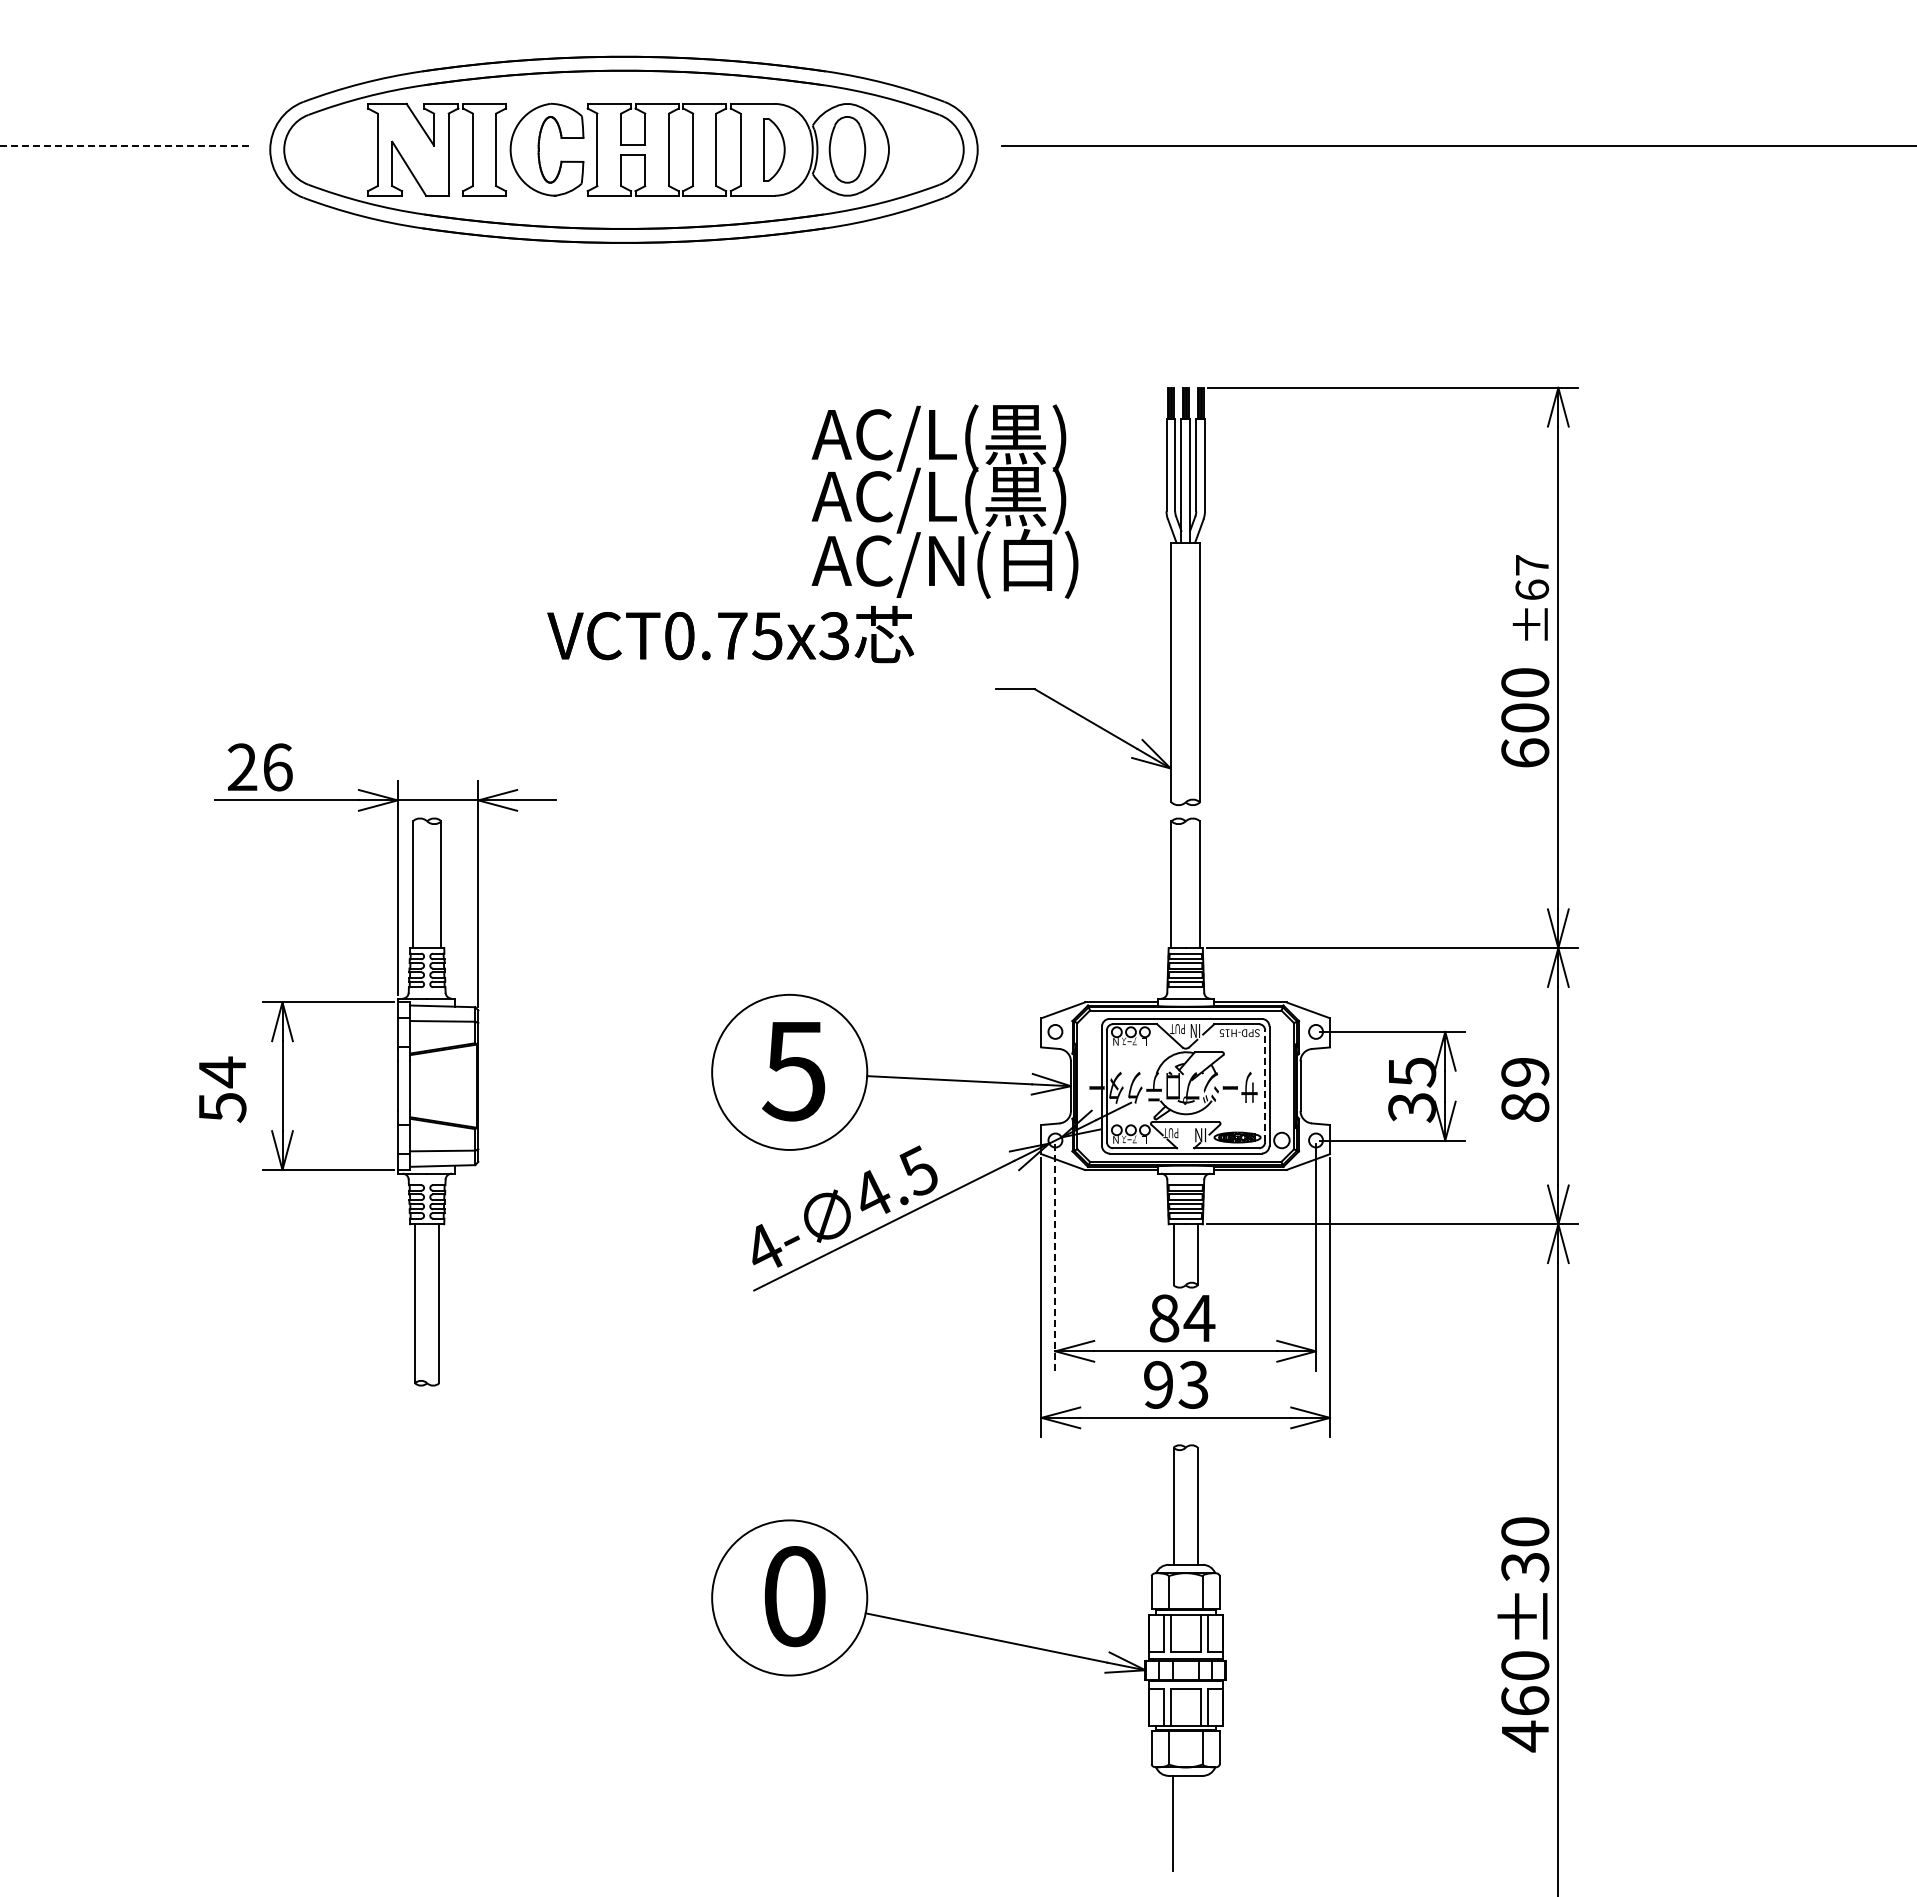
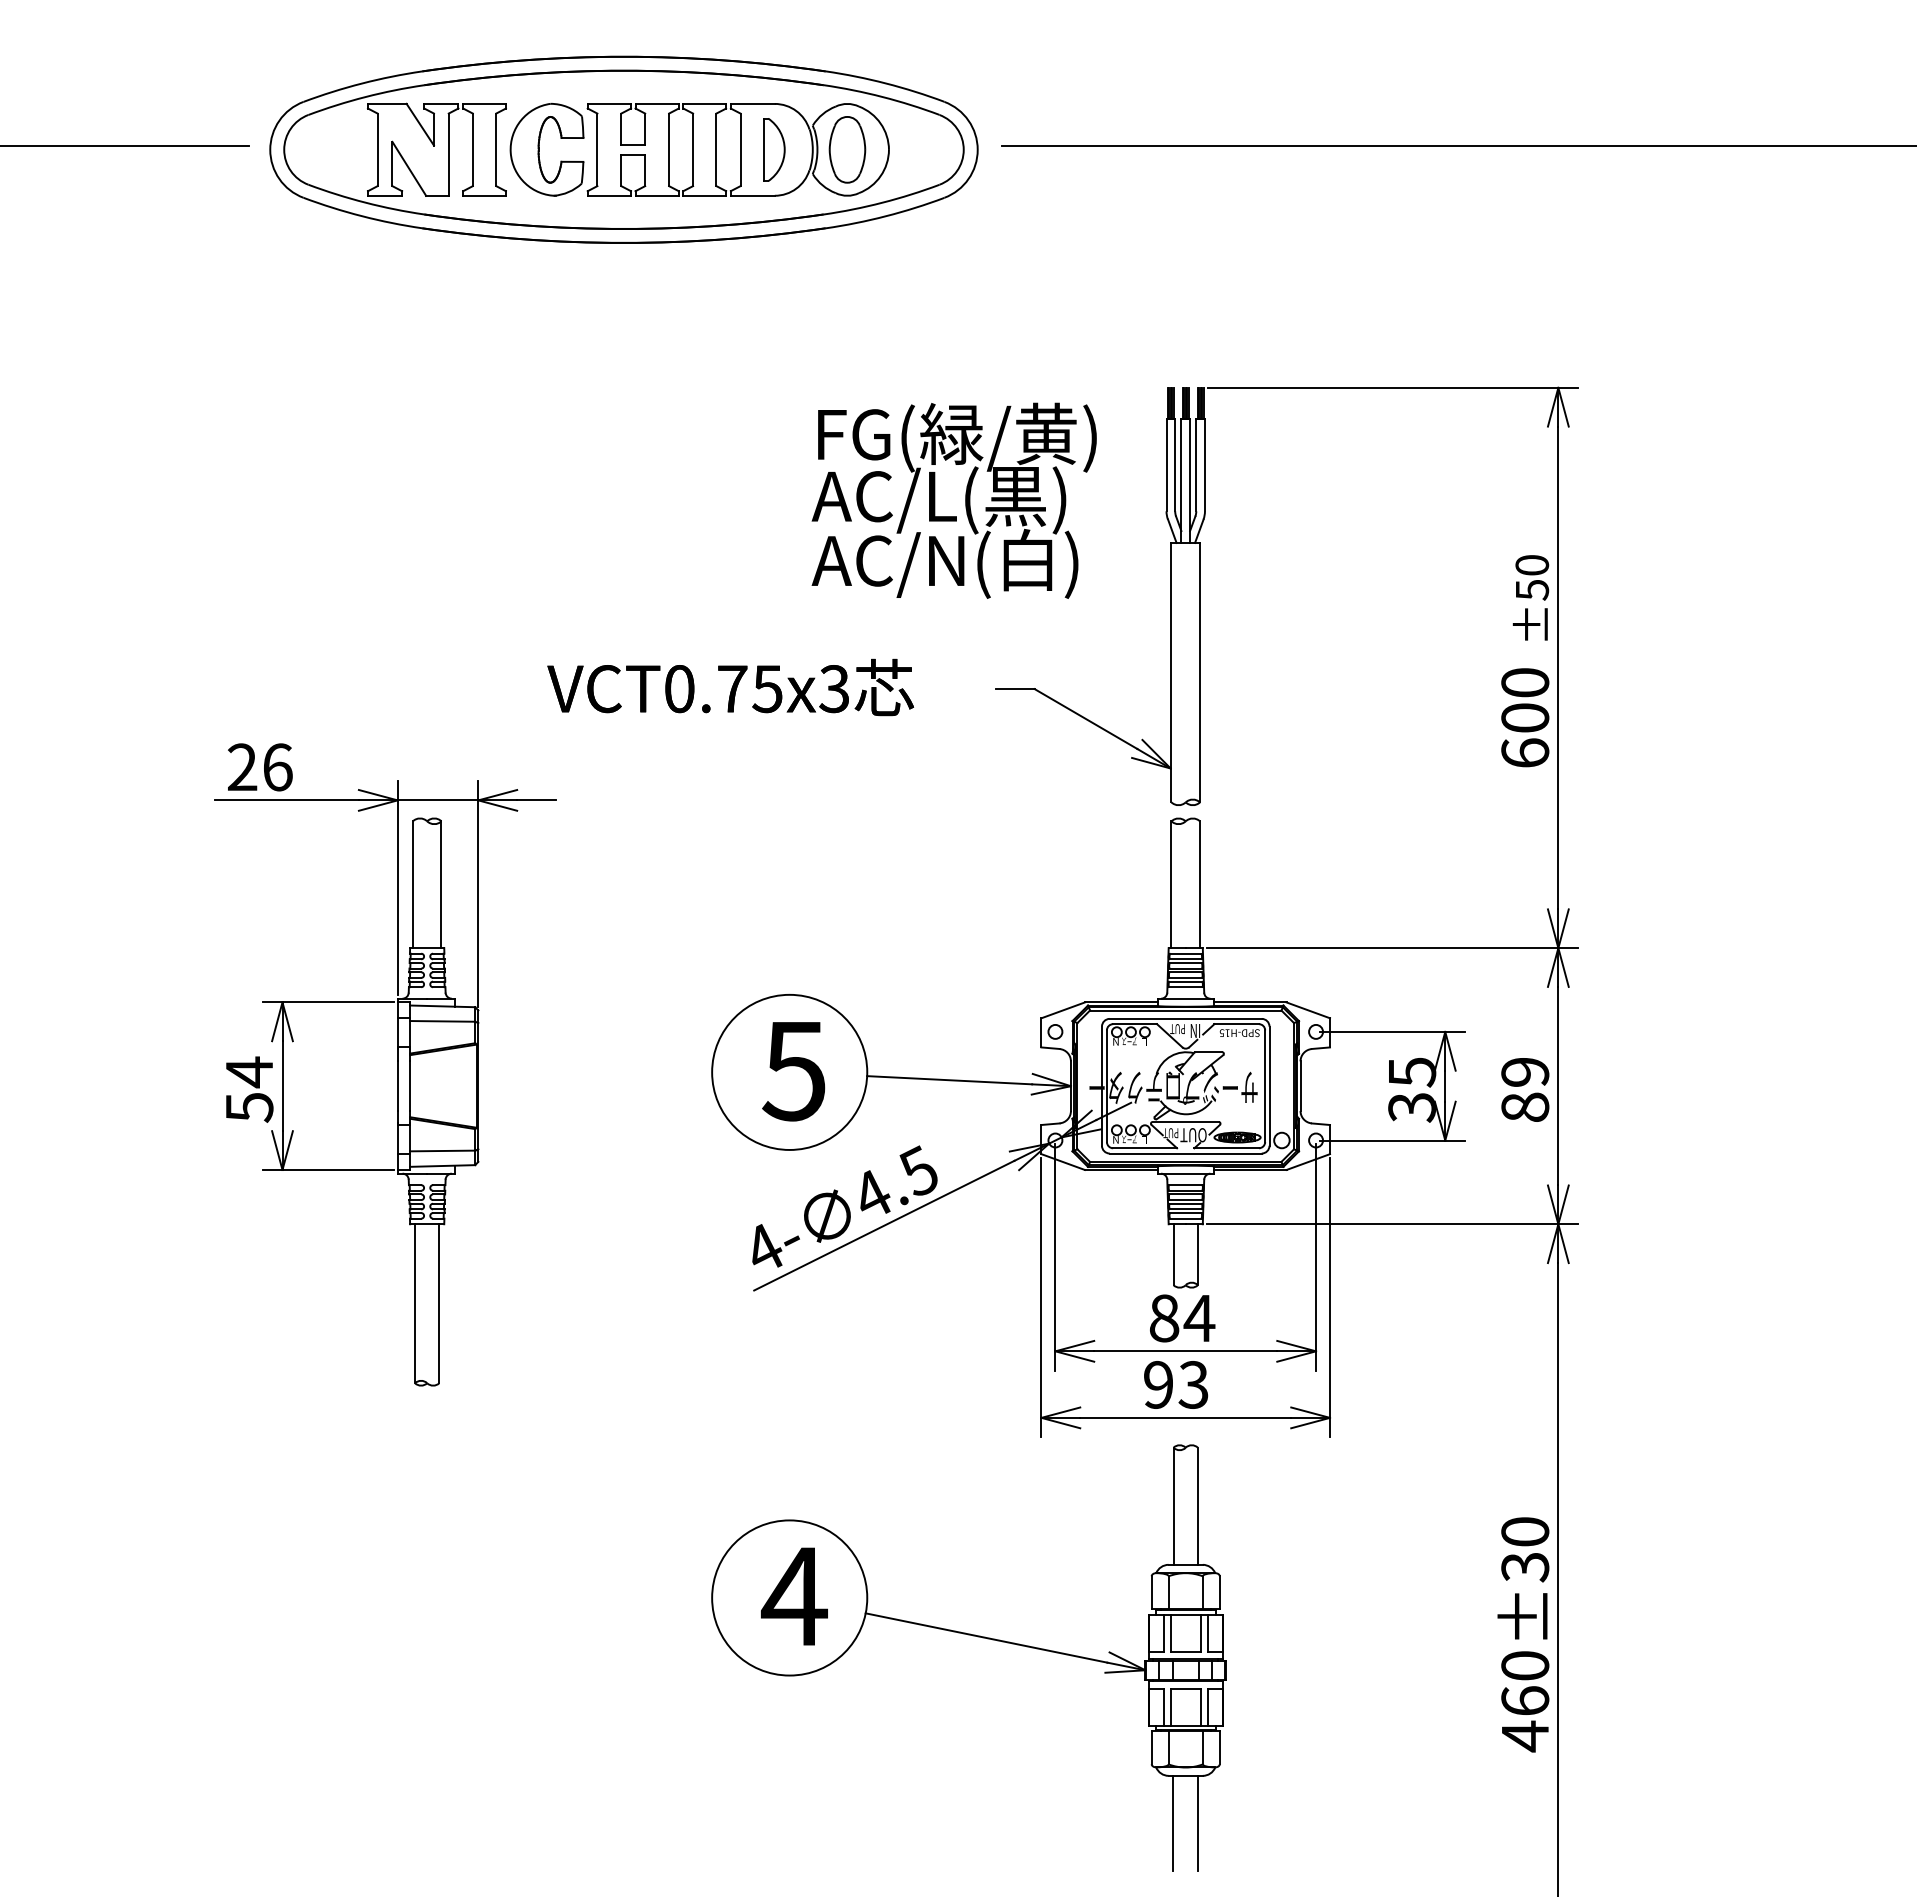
line: dashed -> solid (124, 146)
text: AC/L(黒) -> FG(緑/黄) (953, 437)
text: ±67 -> ±50 (1532, 577)
text position: (730, 634) -> (730, 687) (730, 687)
line: dashed -> solid (1265, 1086)
text position: (222, 1089) -> (249, 1089) (249, 1089)
text: IN -> OUT (1193, 1135)
line: dashed -> solid (1055, 1258)
text: 0 -> 4 (793, 1596)
line: none -> present (1198, 1822)
